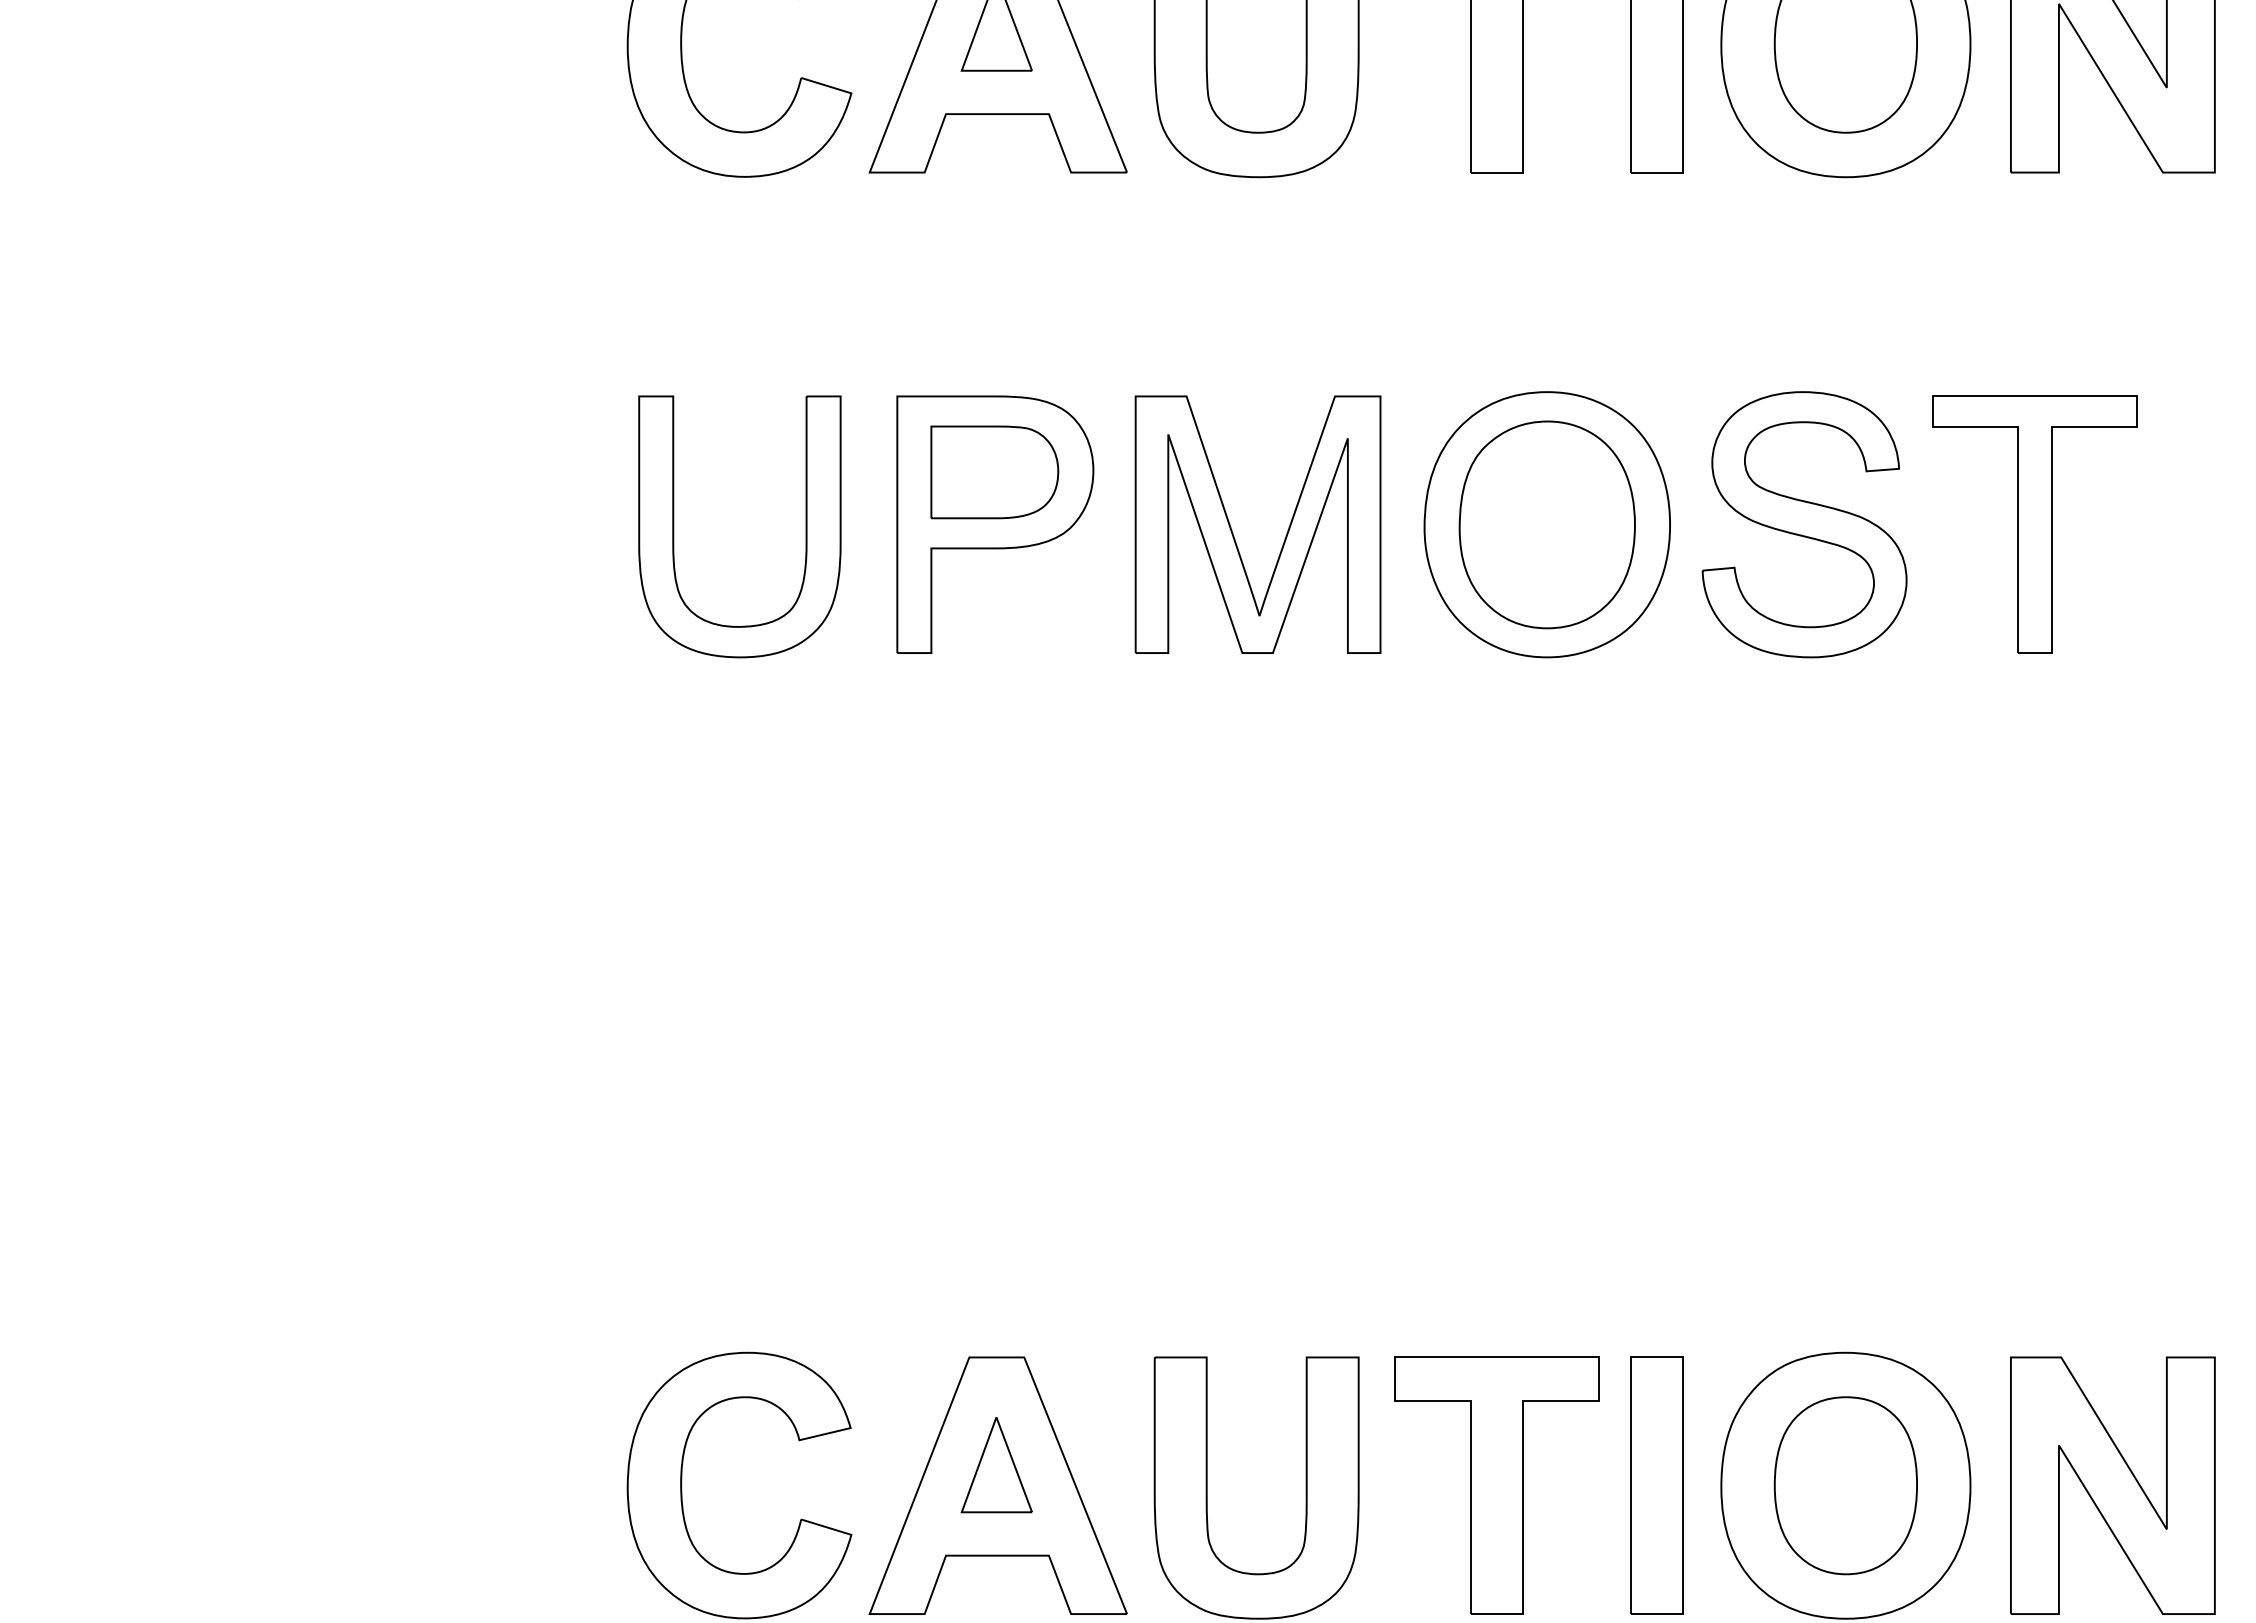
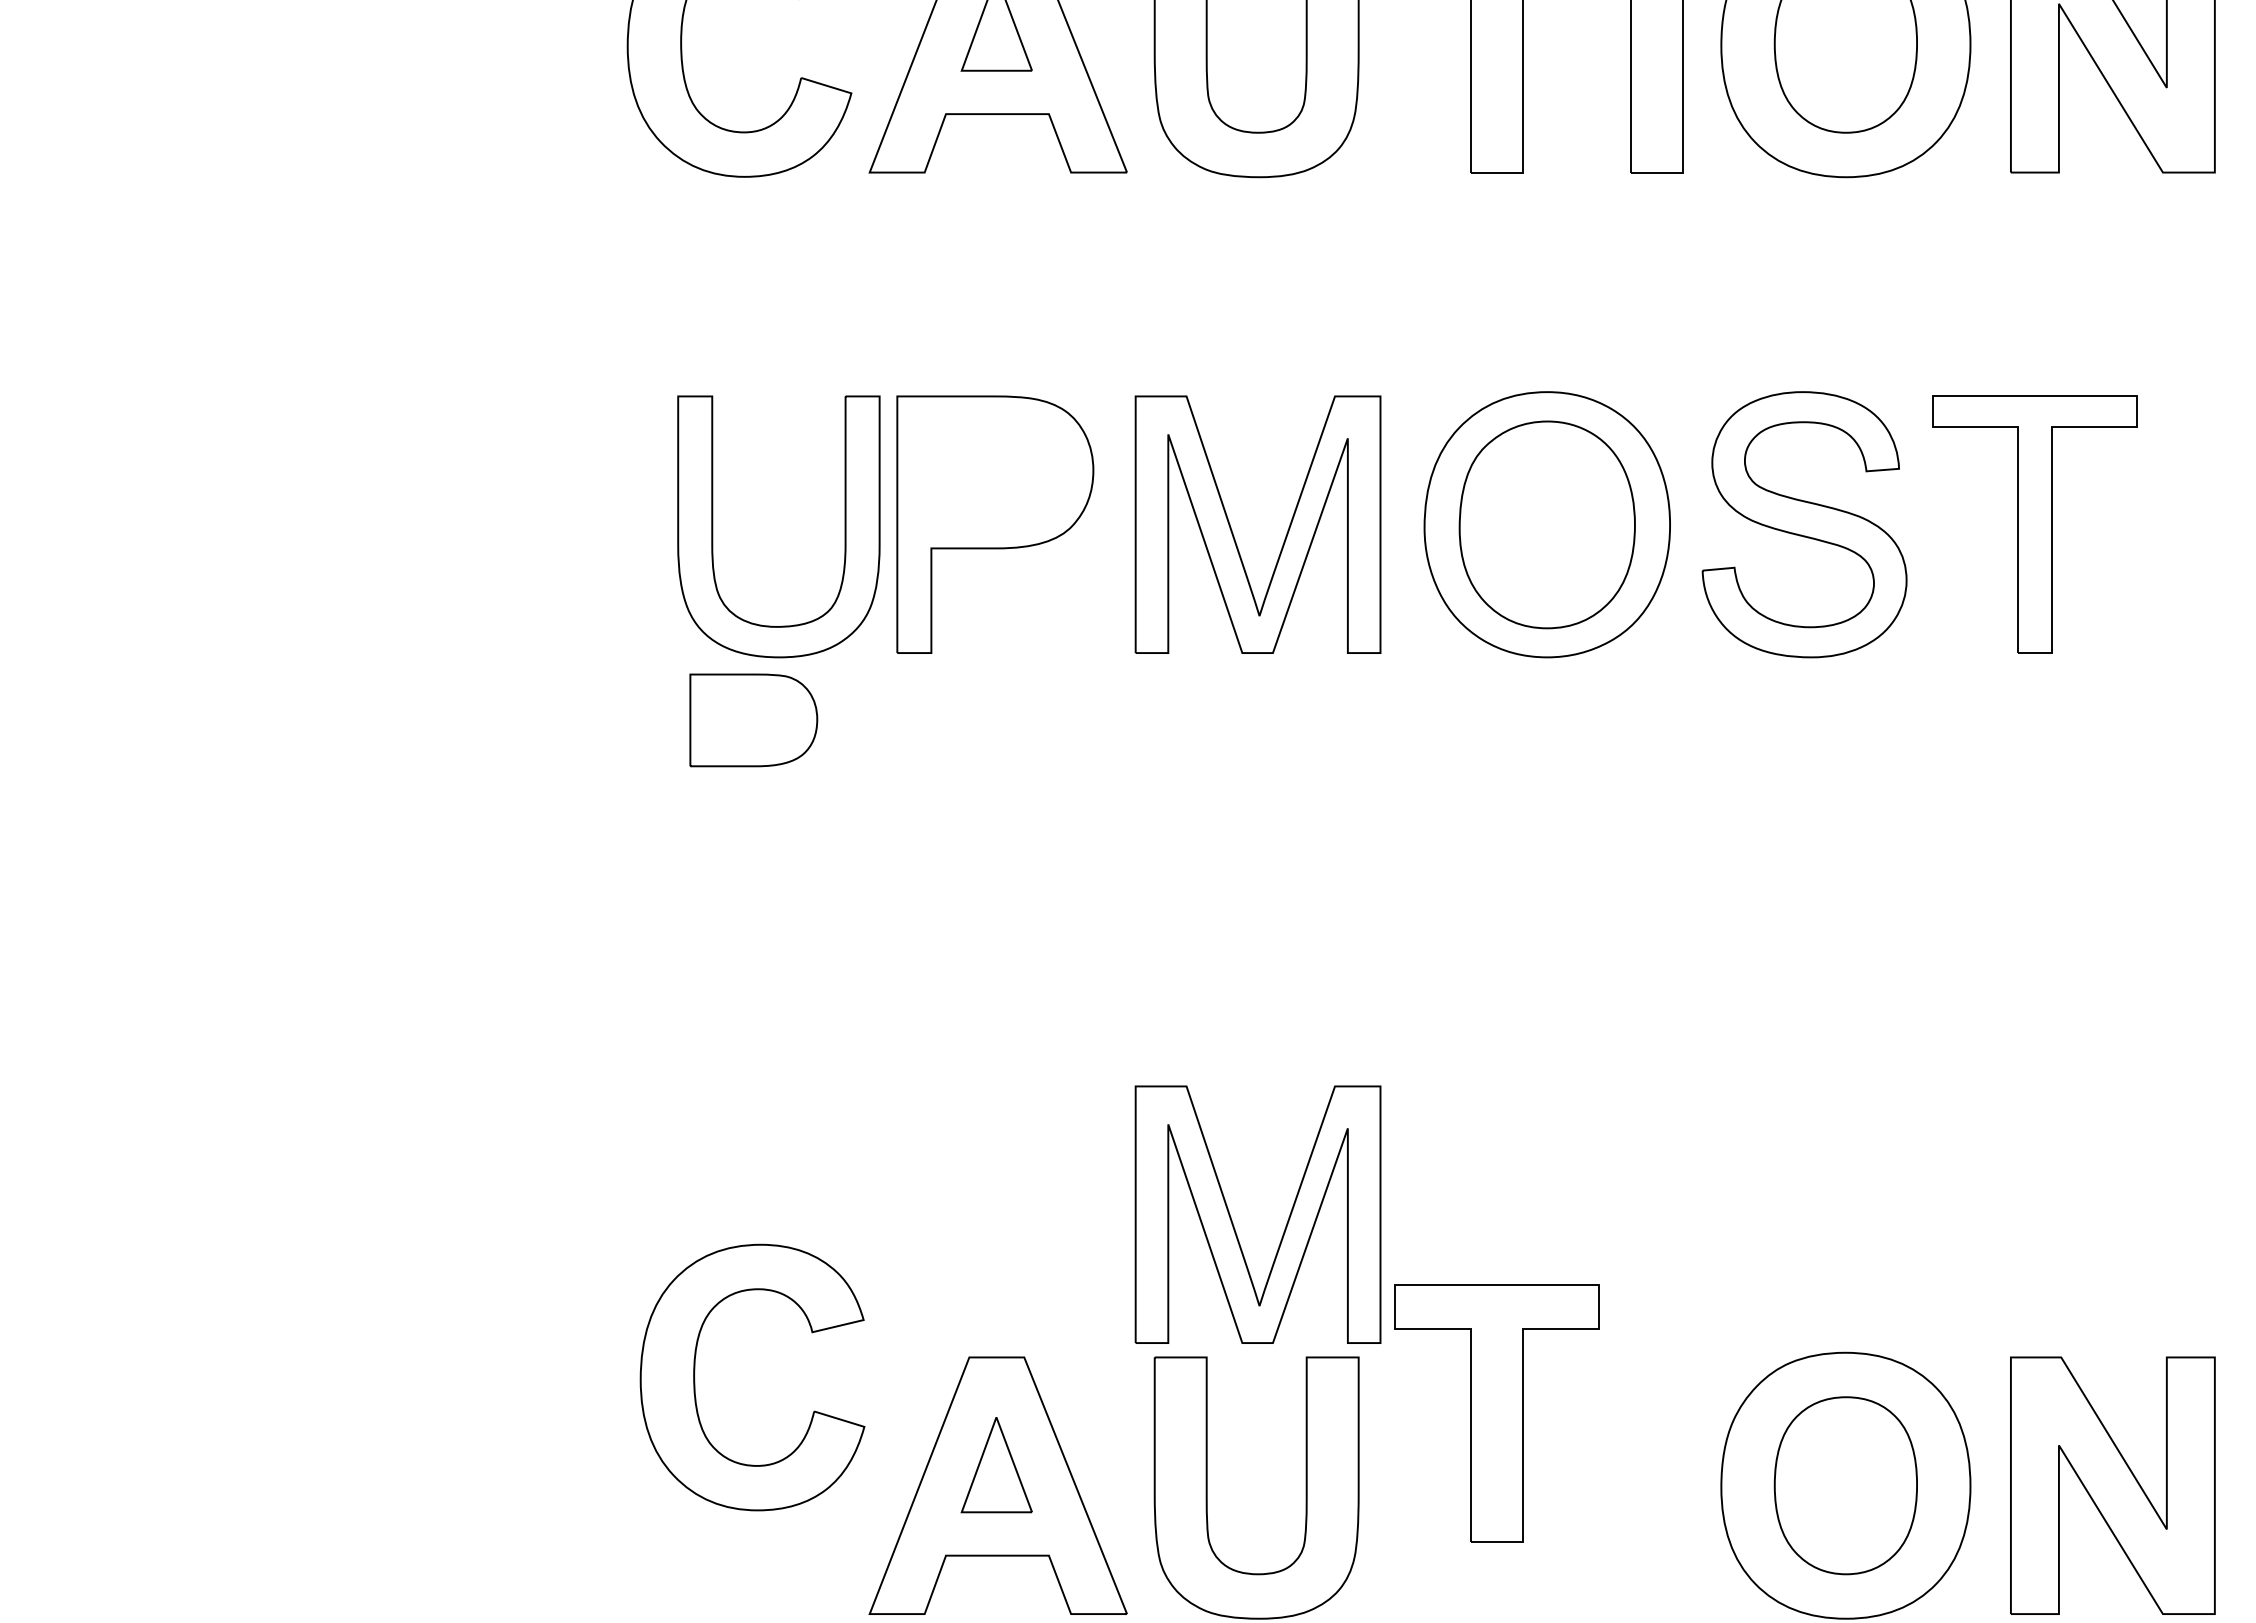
part position: (994, 472) -> (753, 720) (753, 720)
part position: (674, 526) -> (713, 526) (713, 526)
part: none -> present (1233, 1223)
part position: (1496, 1485) -> (1496, 1413) (1496, 1413)
part: present -> none (1656, 1485)
part position: (682, 1486) -> (695, 1378) (695, 1378)
